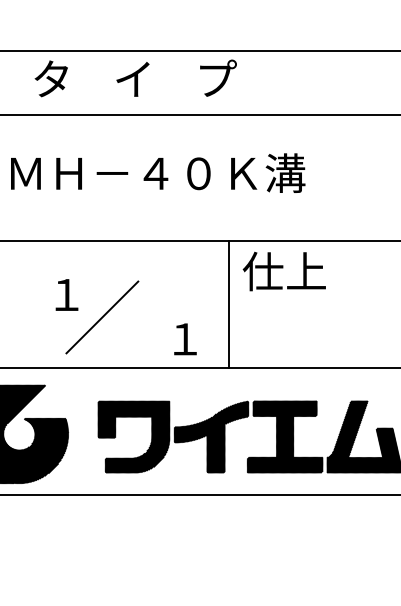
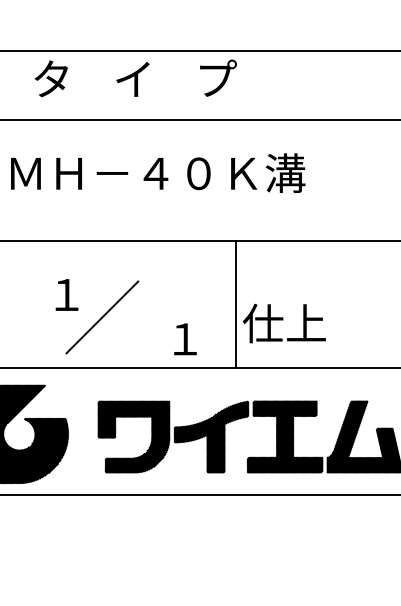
line position: (199, 114) -> (199, 119) (199, 119)
text position: (283, 271) -> (283, 323) (283, 323)
line position: (229, 304) -> (236, 304) (236, 304)
